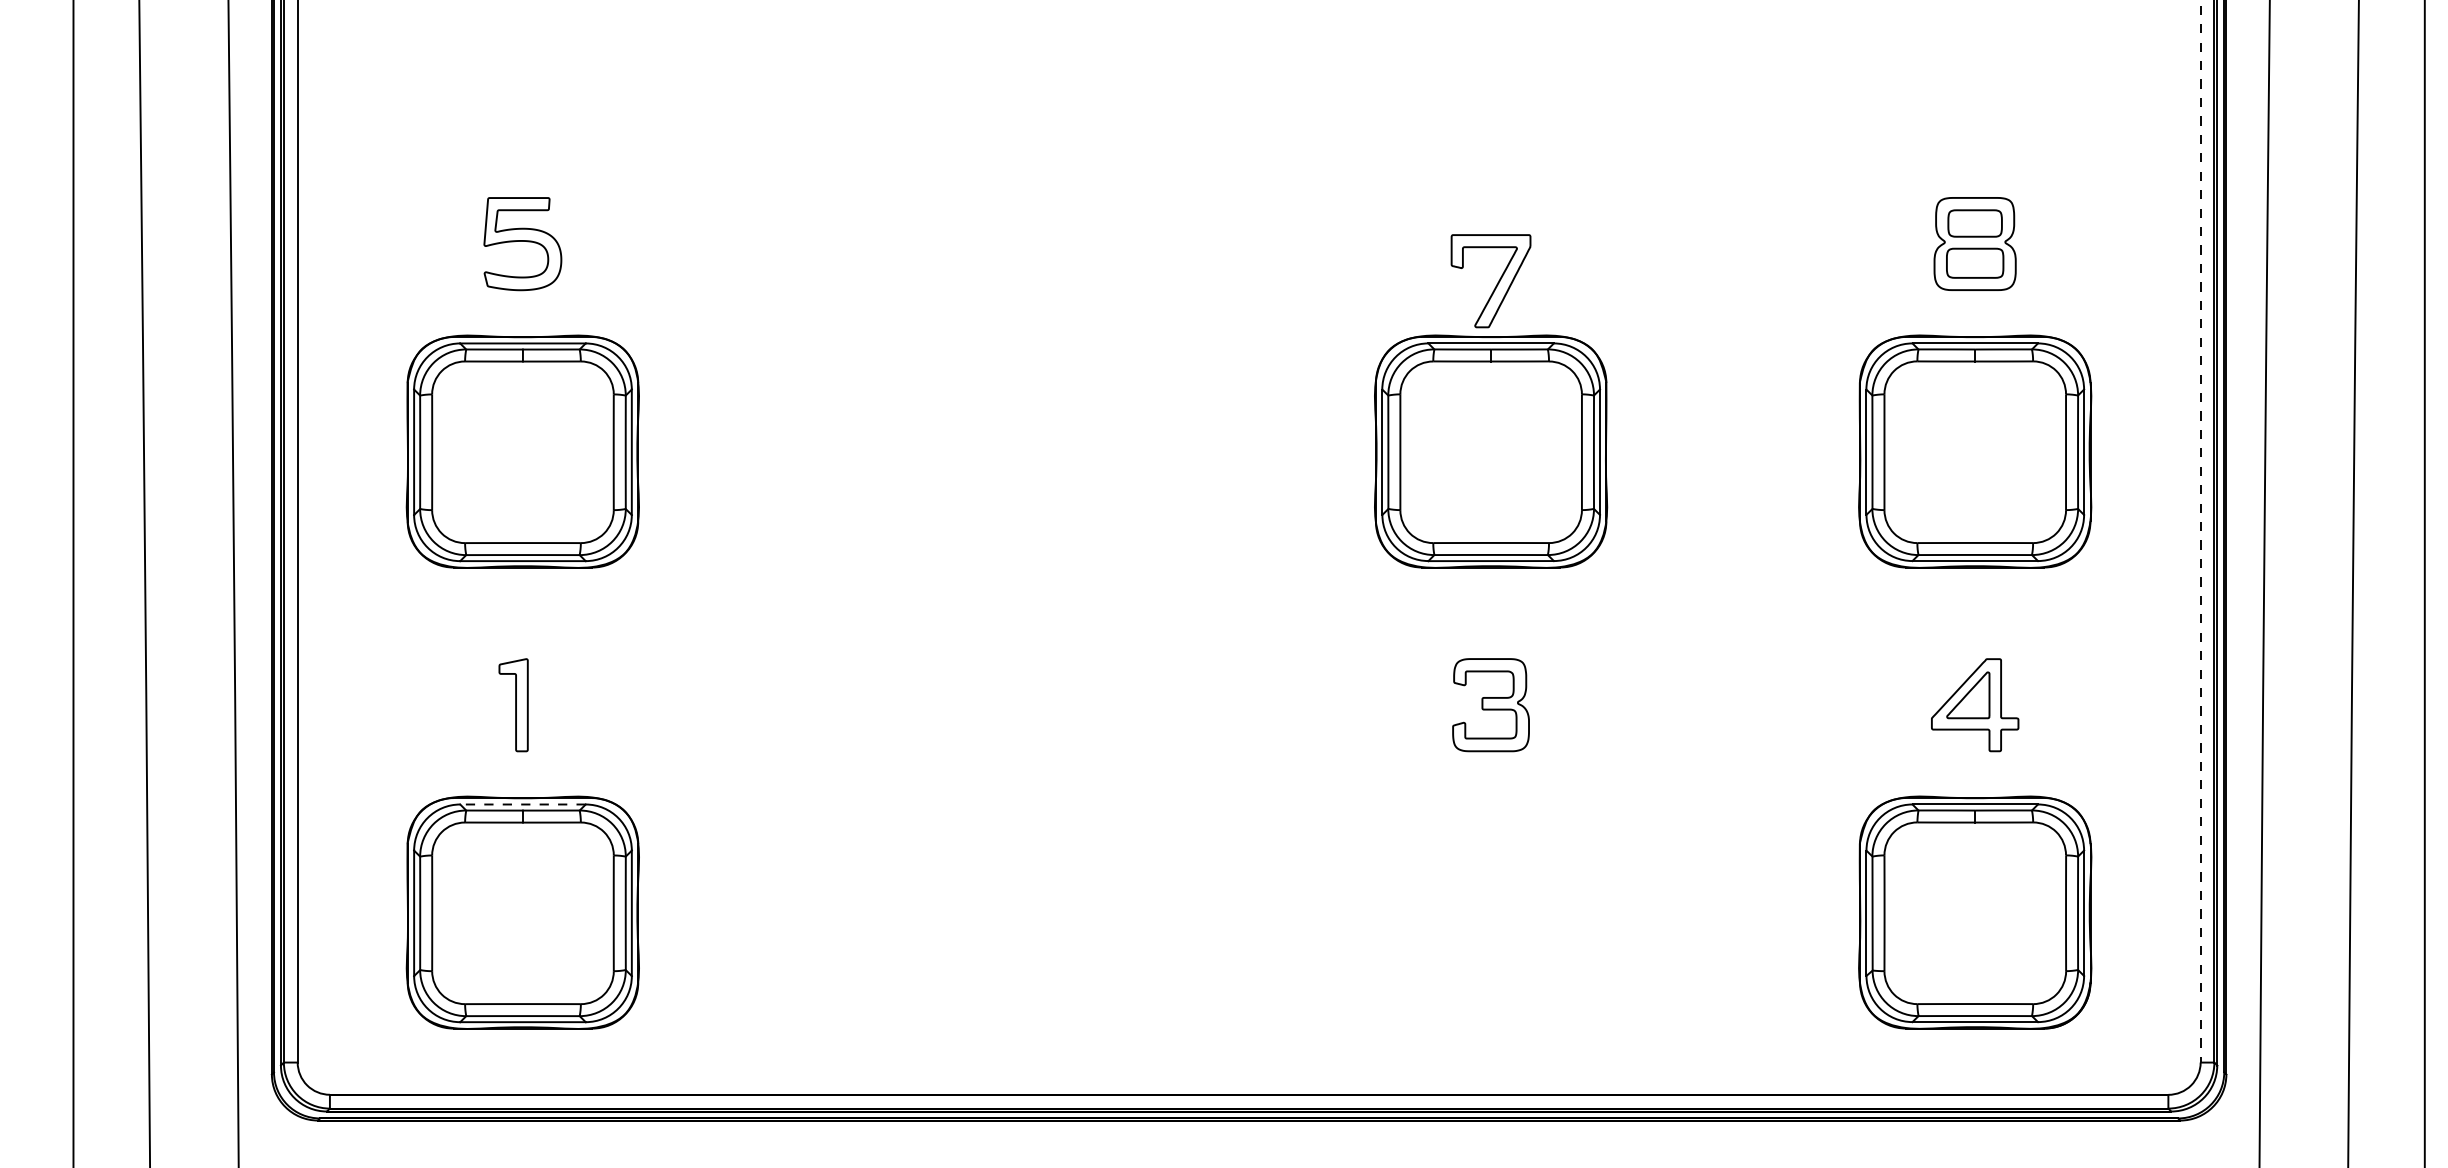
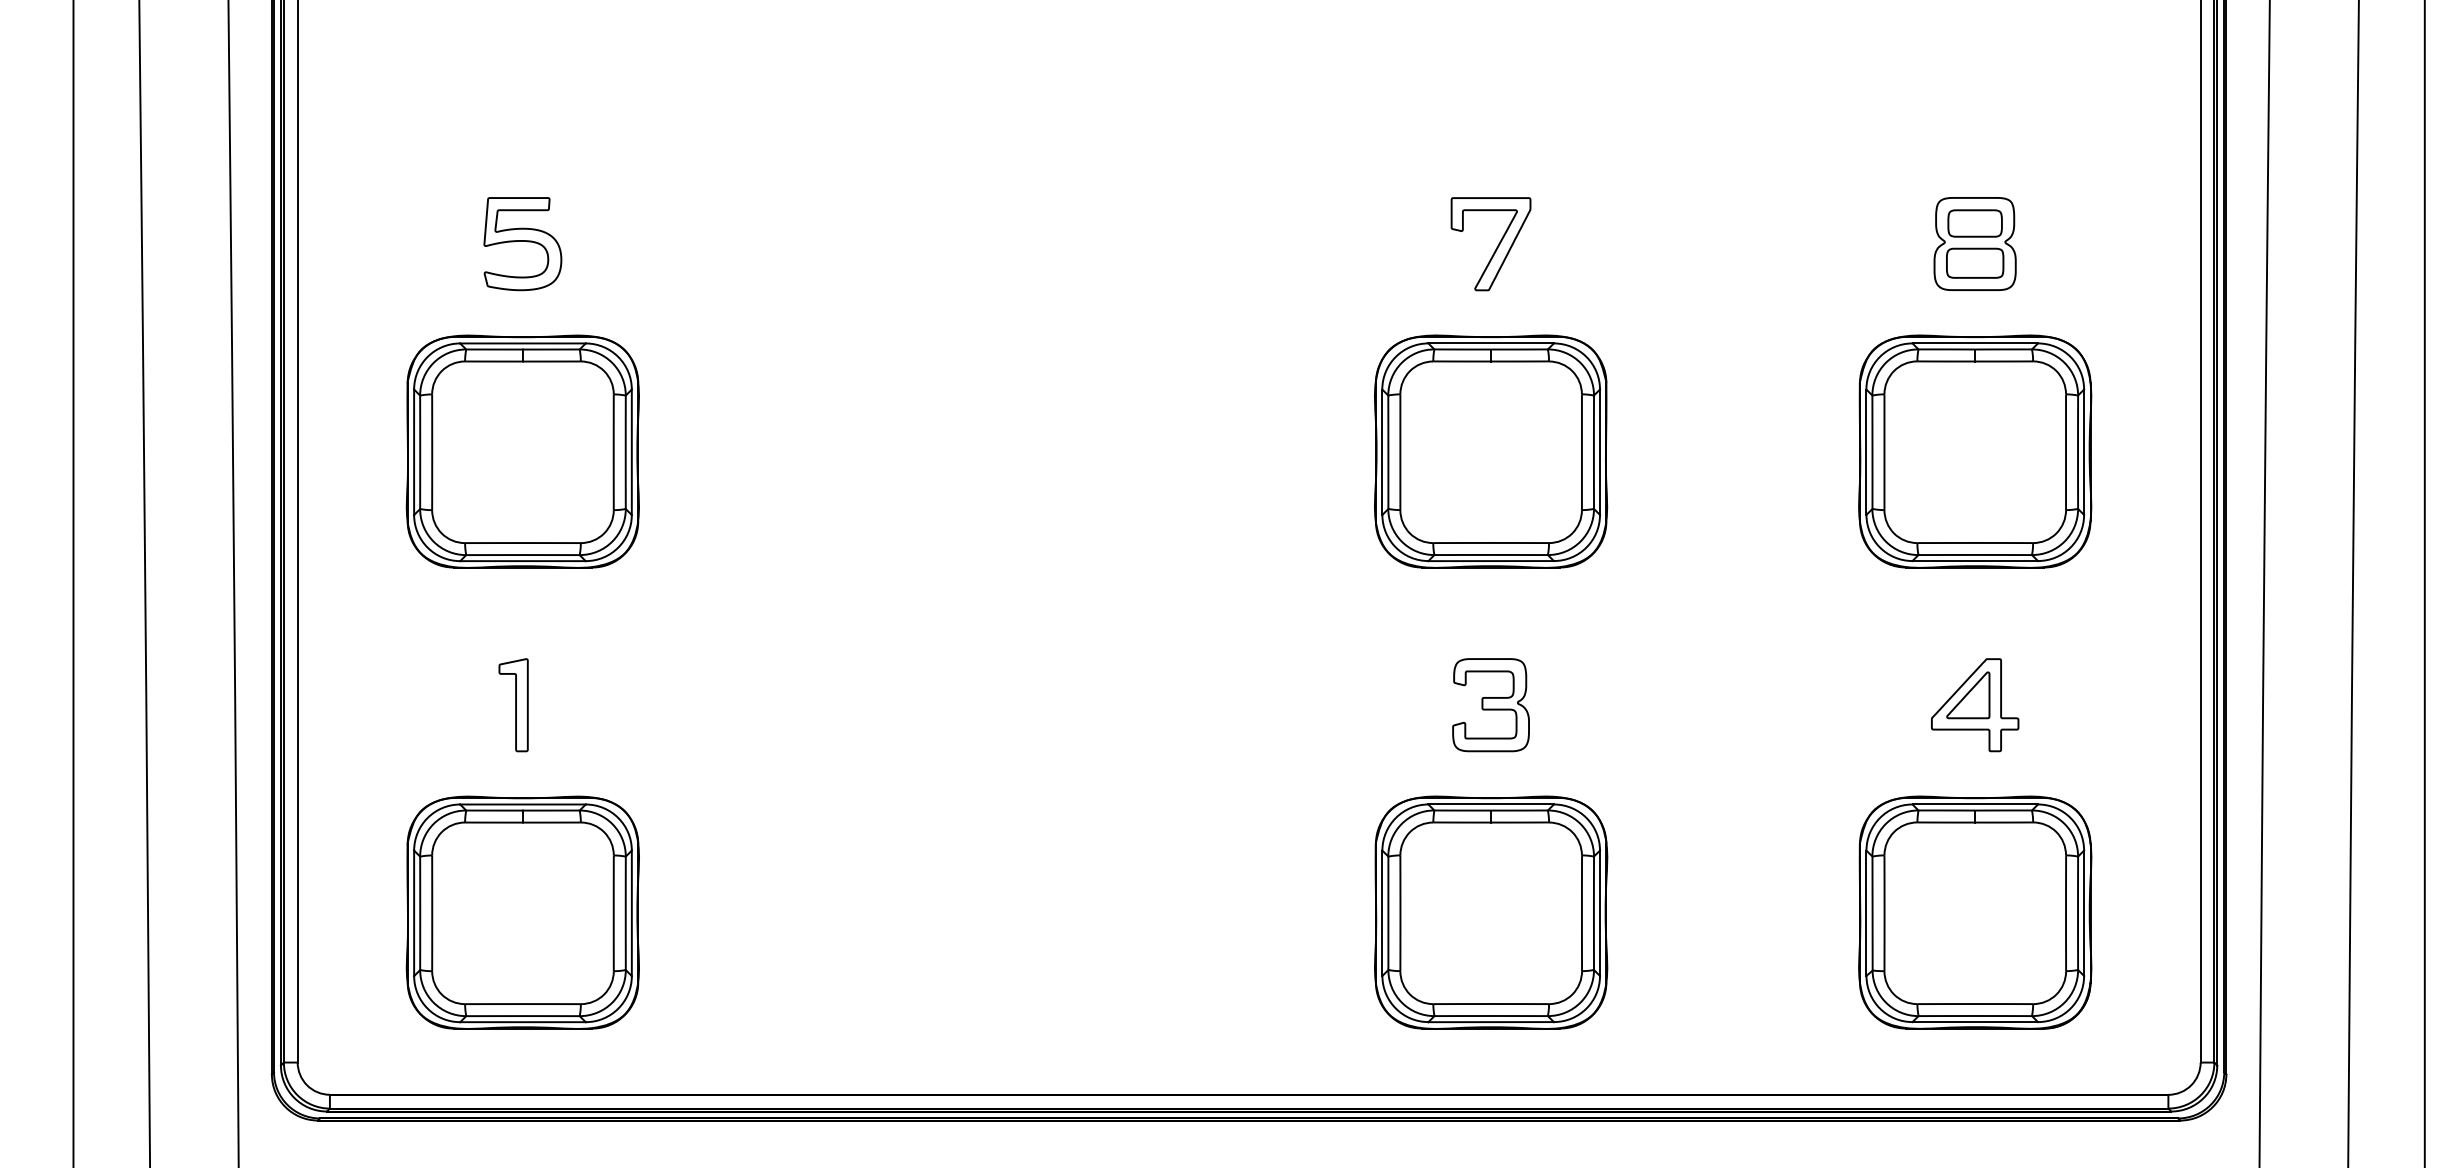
part position: (1496, 284) -> (1496, 247) (1496, 247)
line: dashed -> solid (2200, 531)
line: dashed -> solid (522, 804)
part: none -> present (1491, 912)
